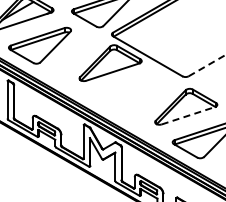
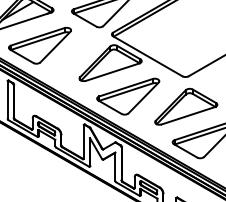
line: dashed -> solid (207, 65)
part: none -> present (128, 96)
line: dashed -> solid (188, 115)
